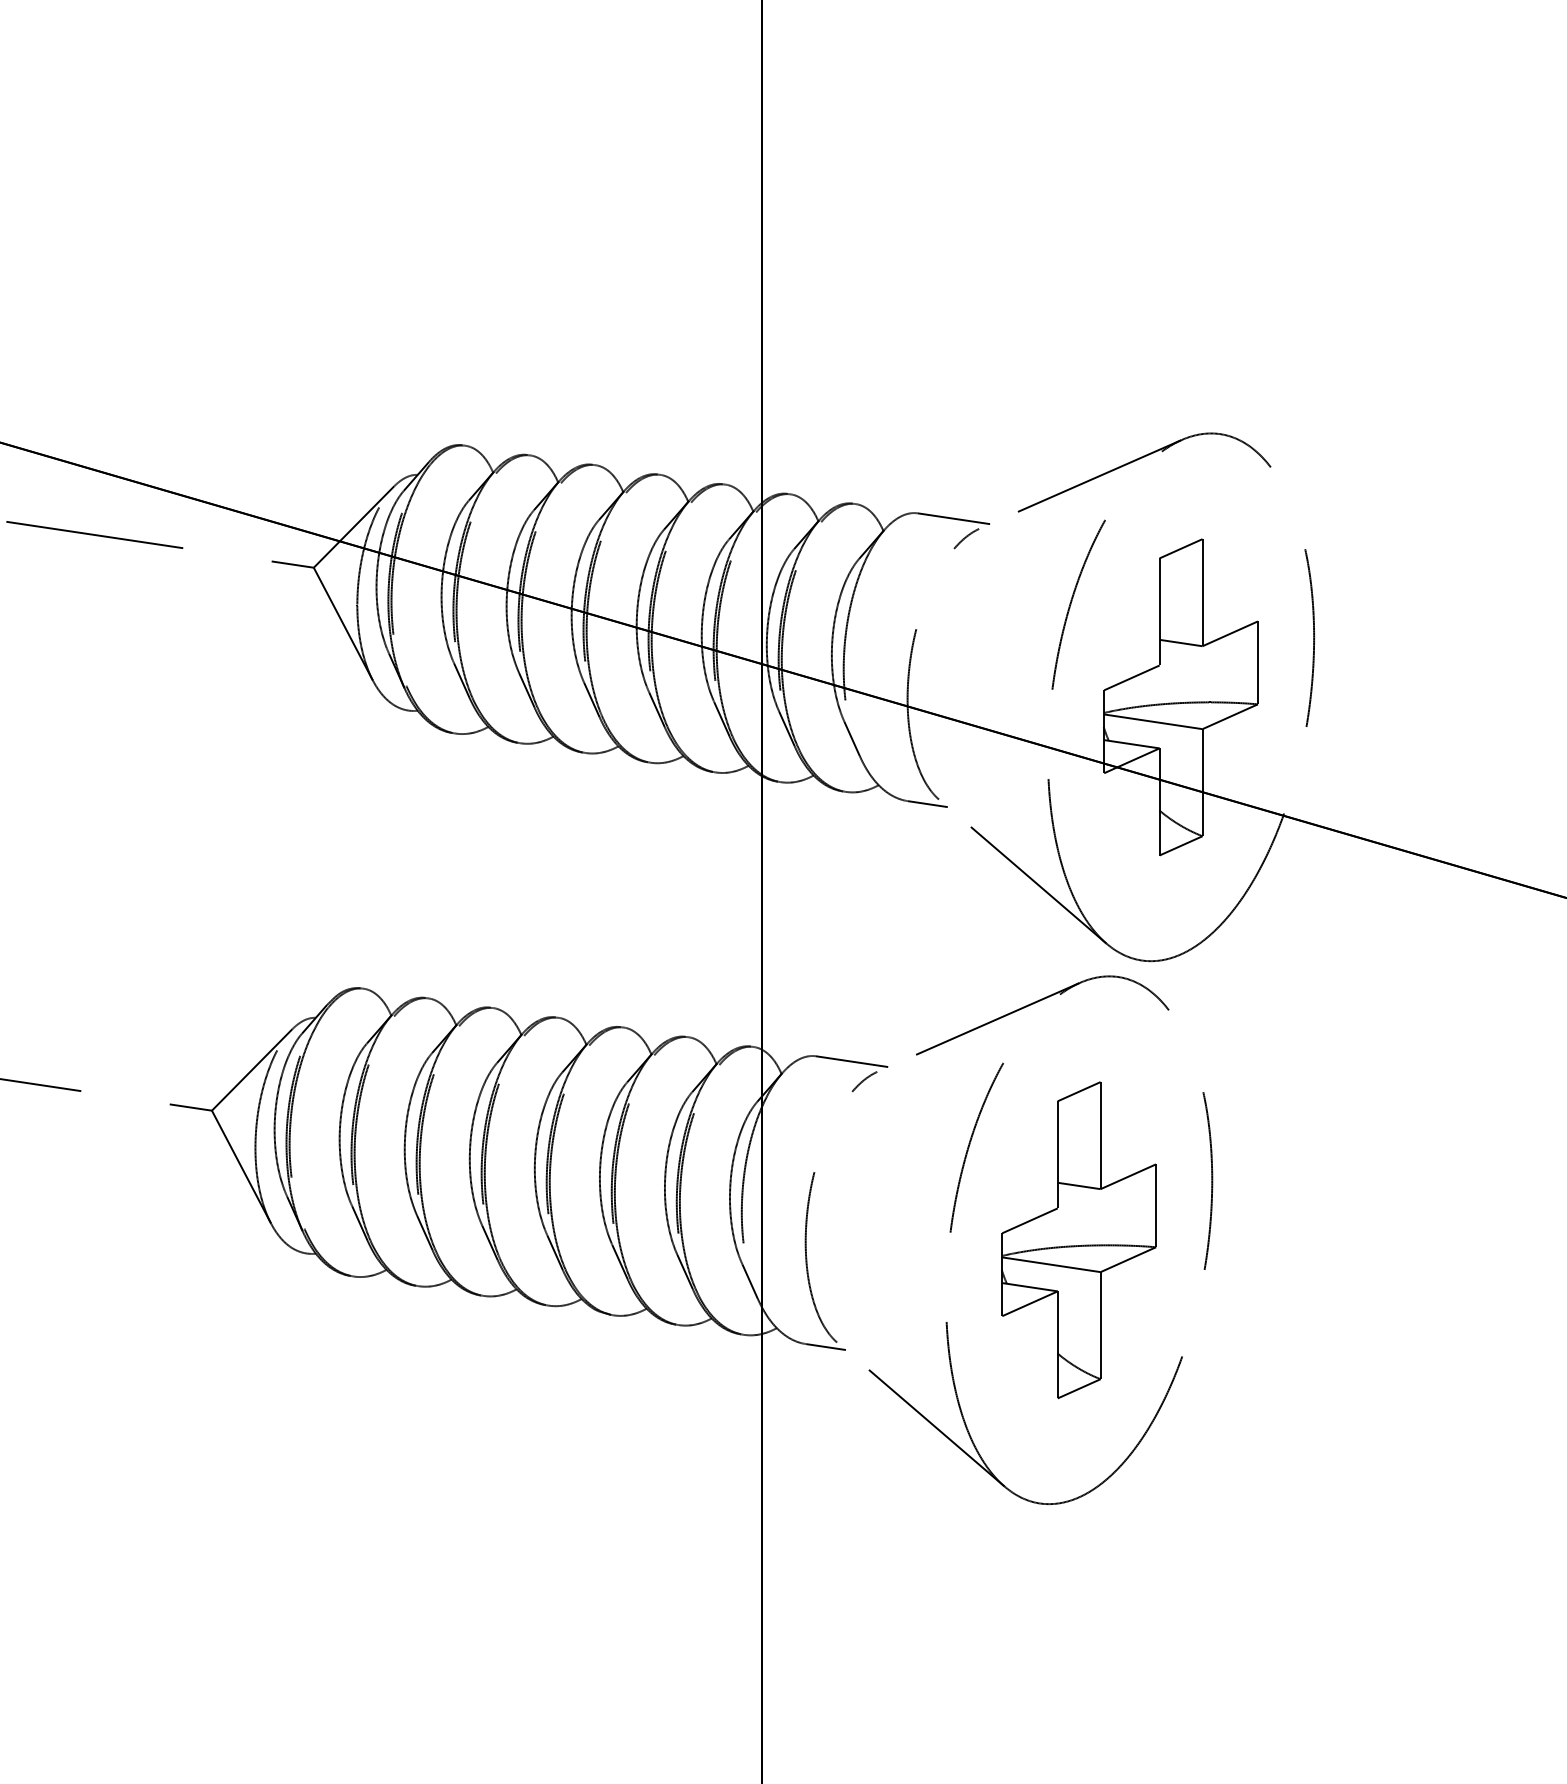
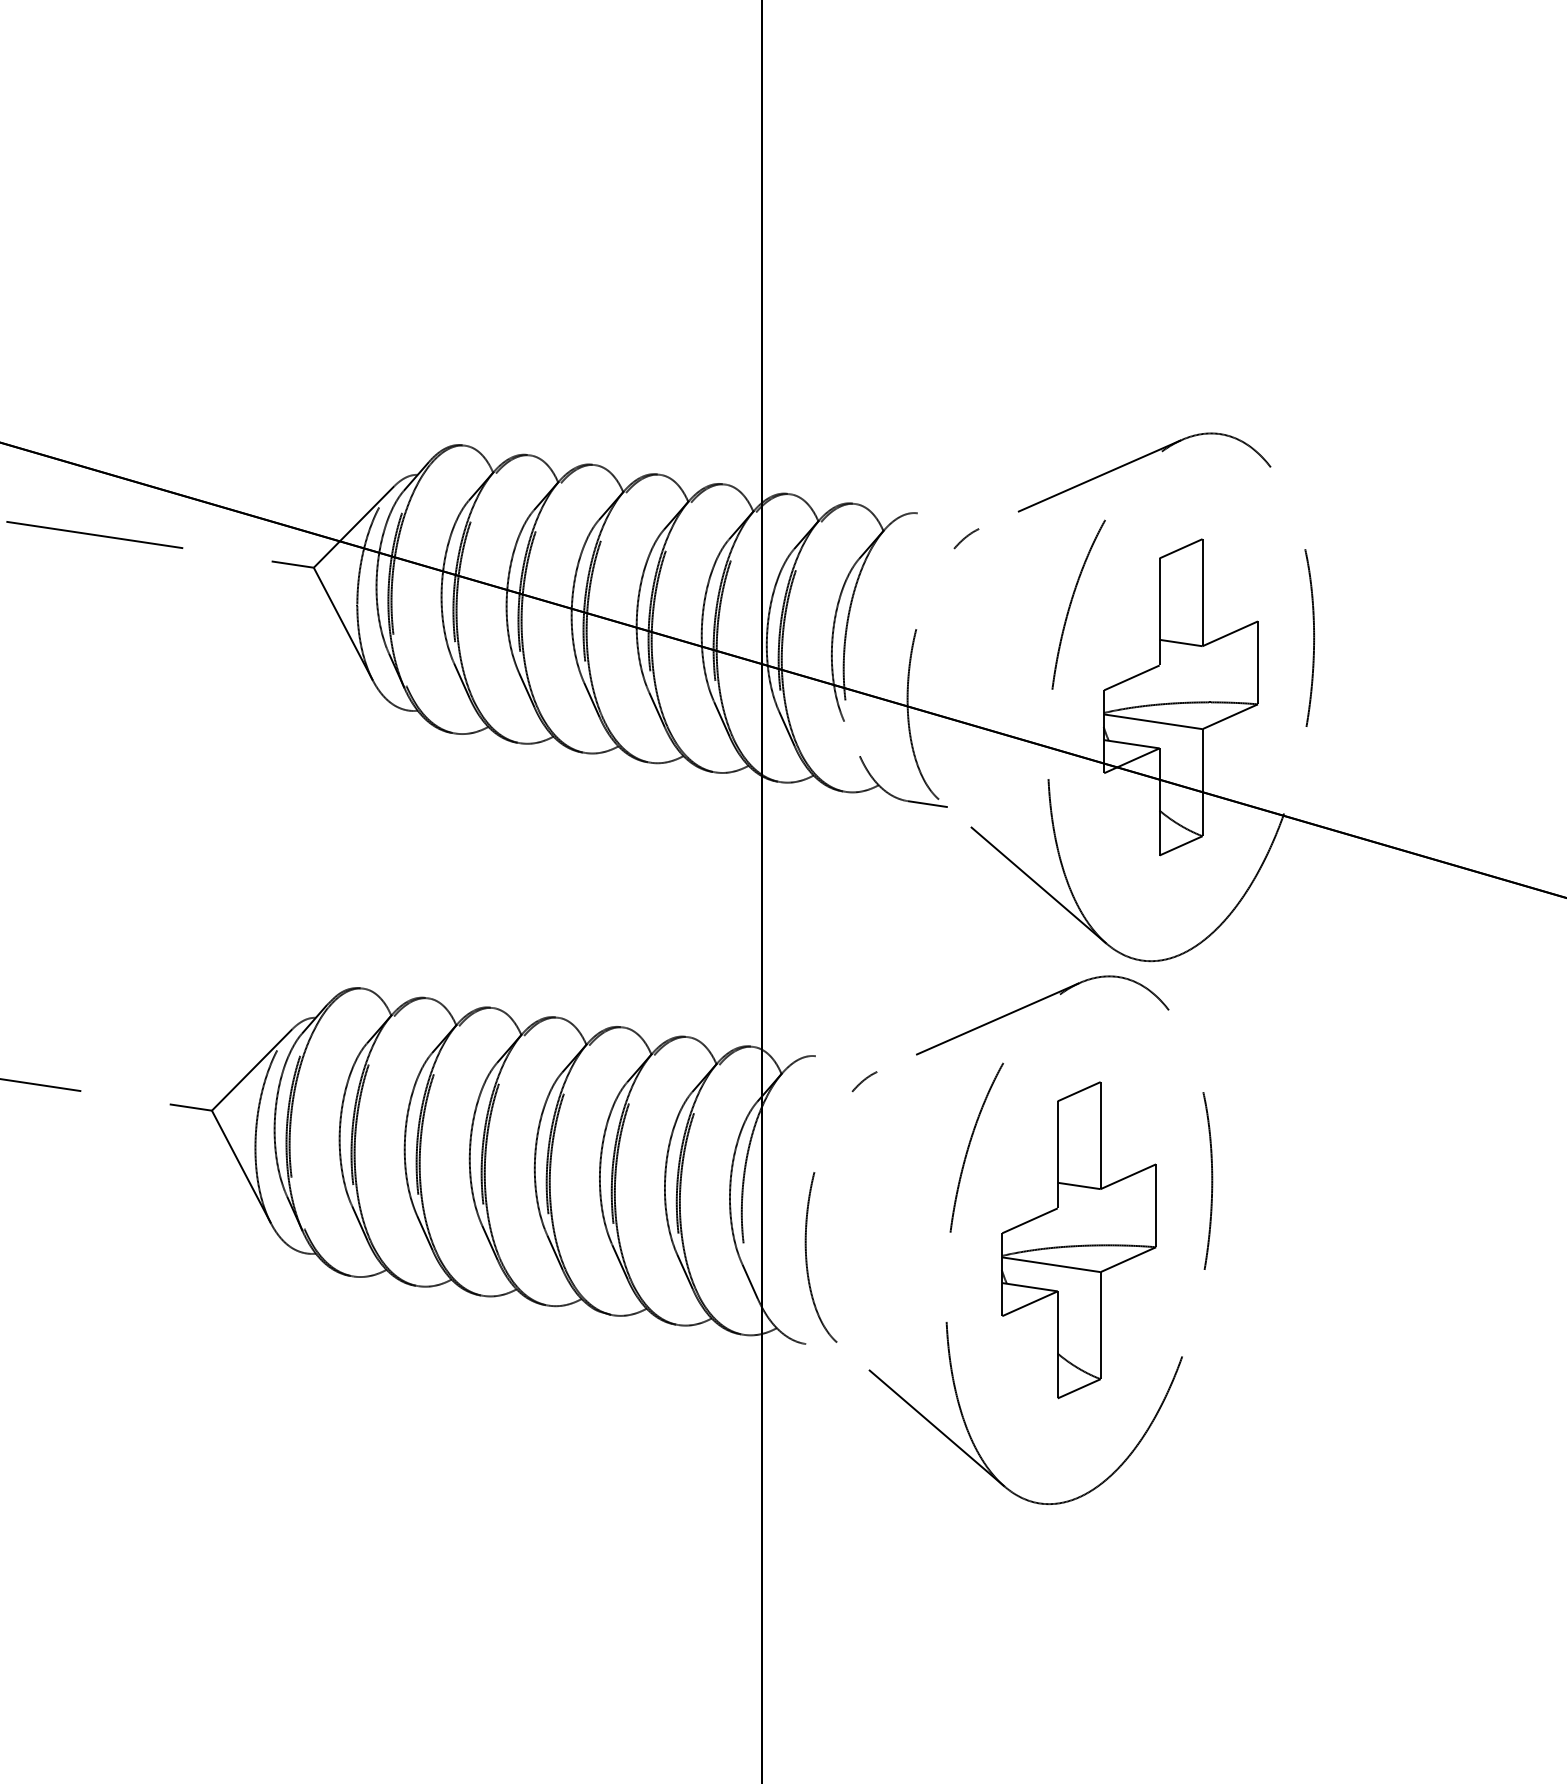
line: present -> none (953, 518)
line: present -> none (851, 738)
line: present -> none (851, 1061)
line: present -> none (825, 1347)
